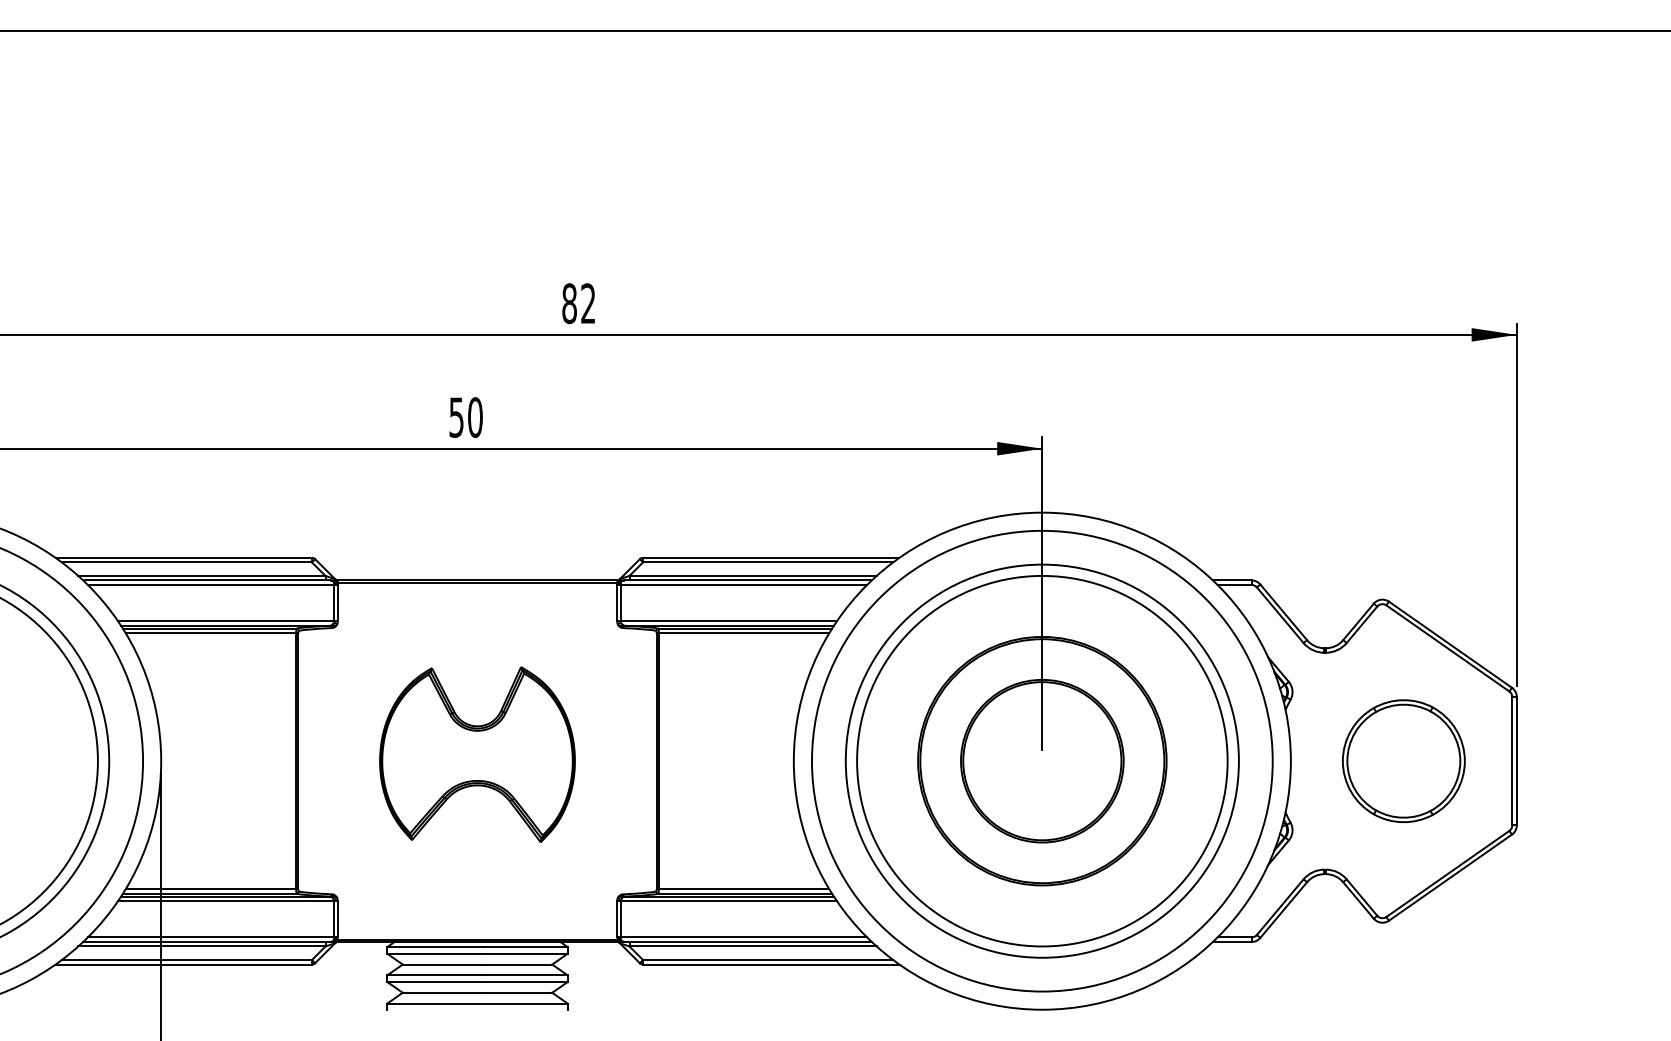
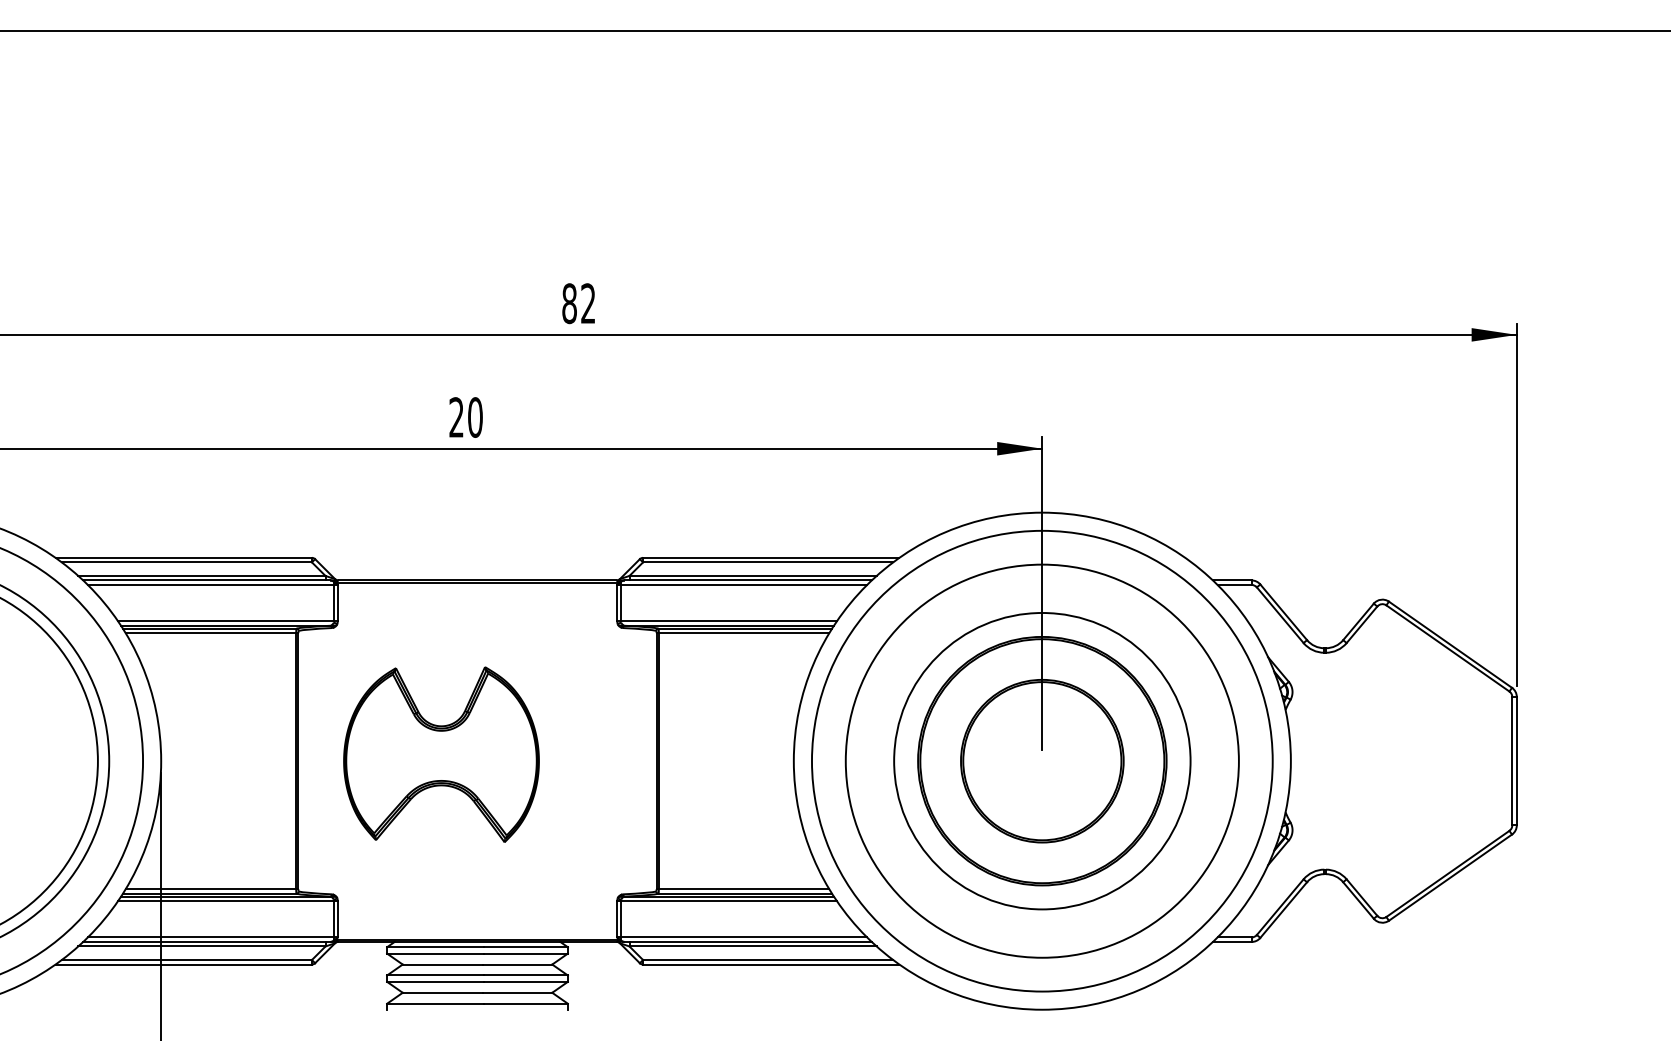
text: 50 -> 20 (456, 417)
part position: (477, 754) -> (441, 754) (441, 754)
circle diameter: 371 px -> 296 px (1042, 760)
part: present -> none (1403, 760)
